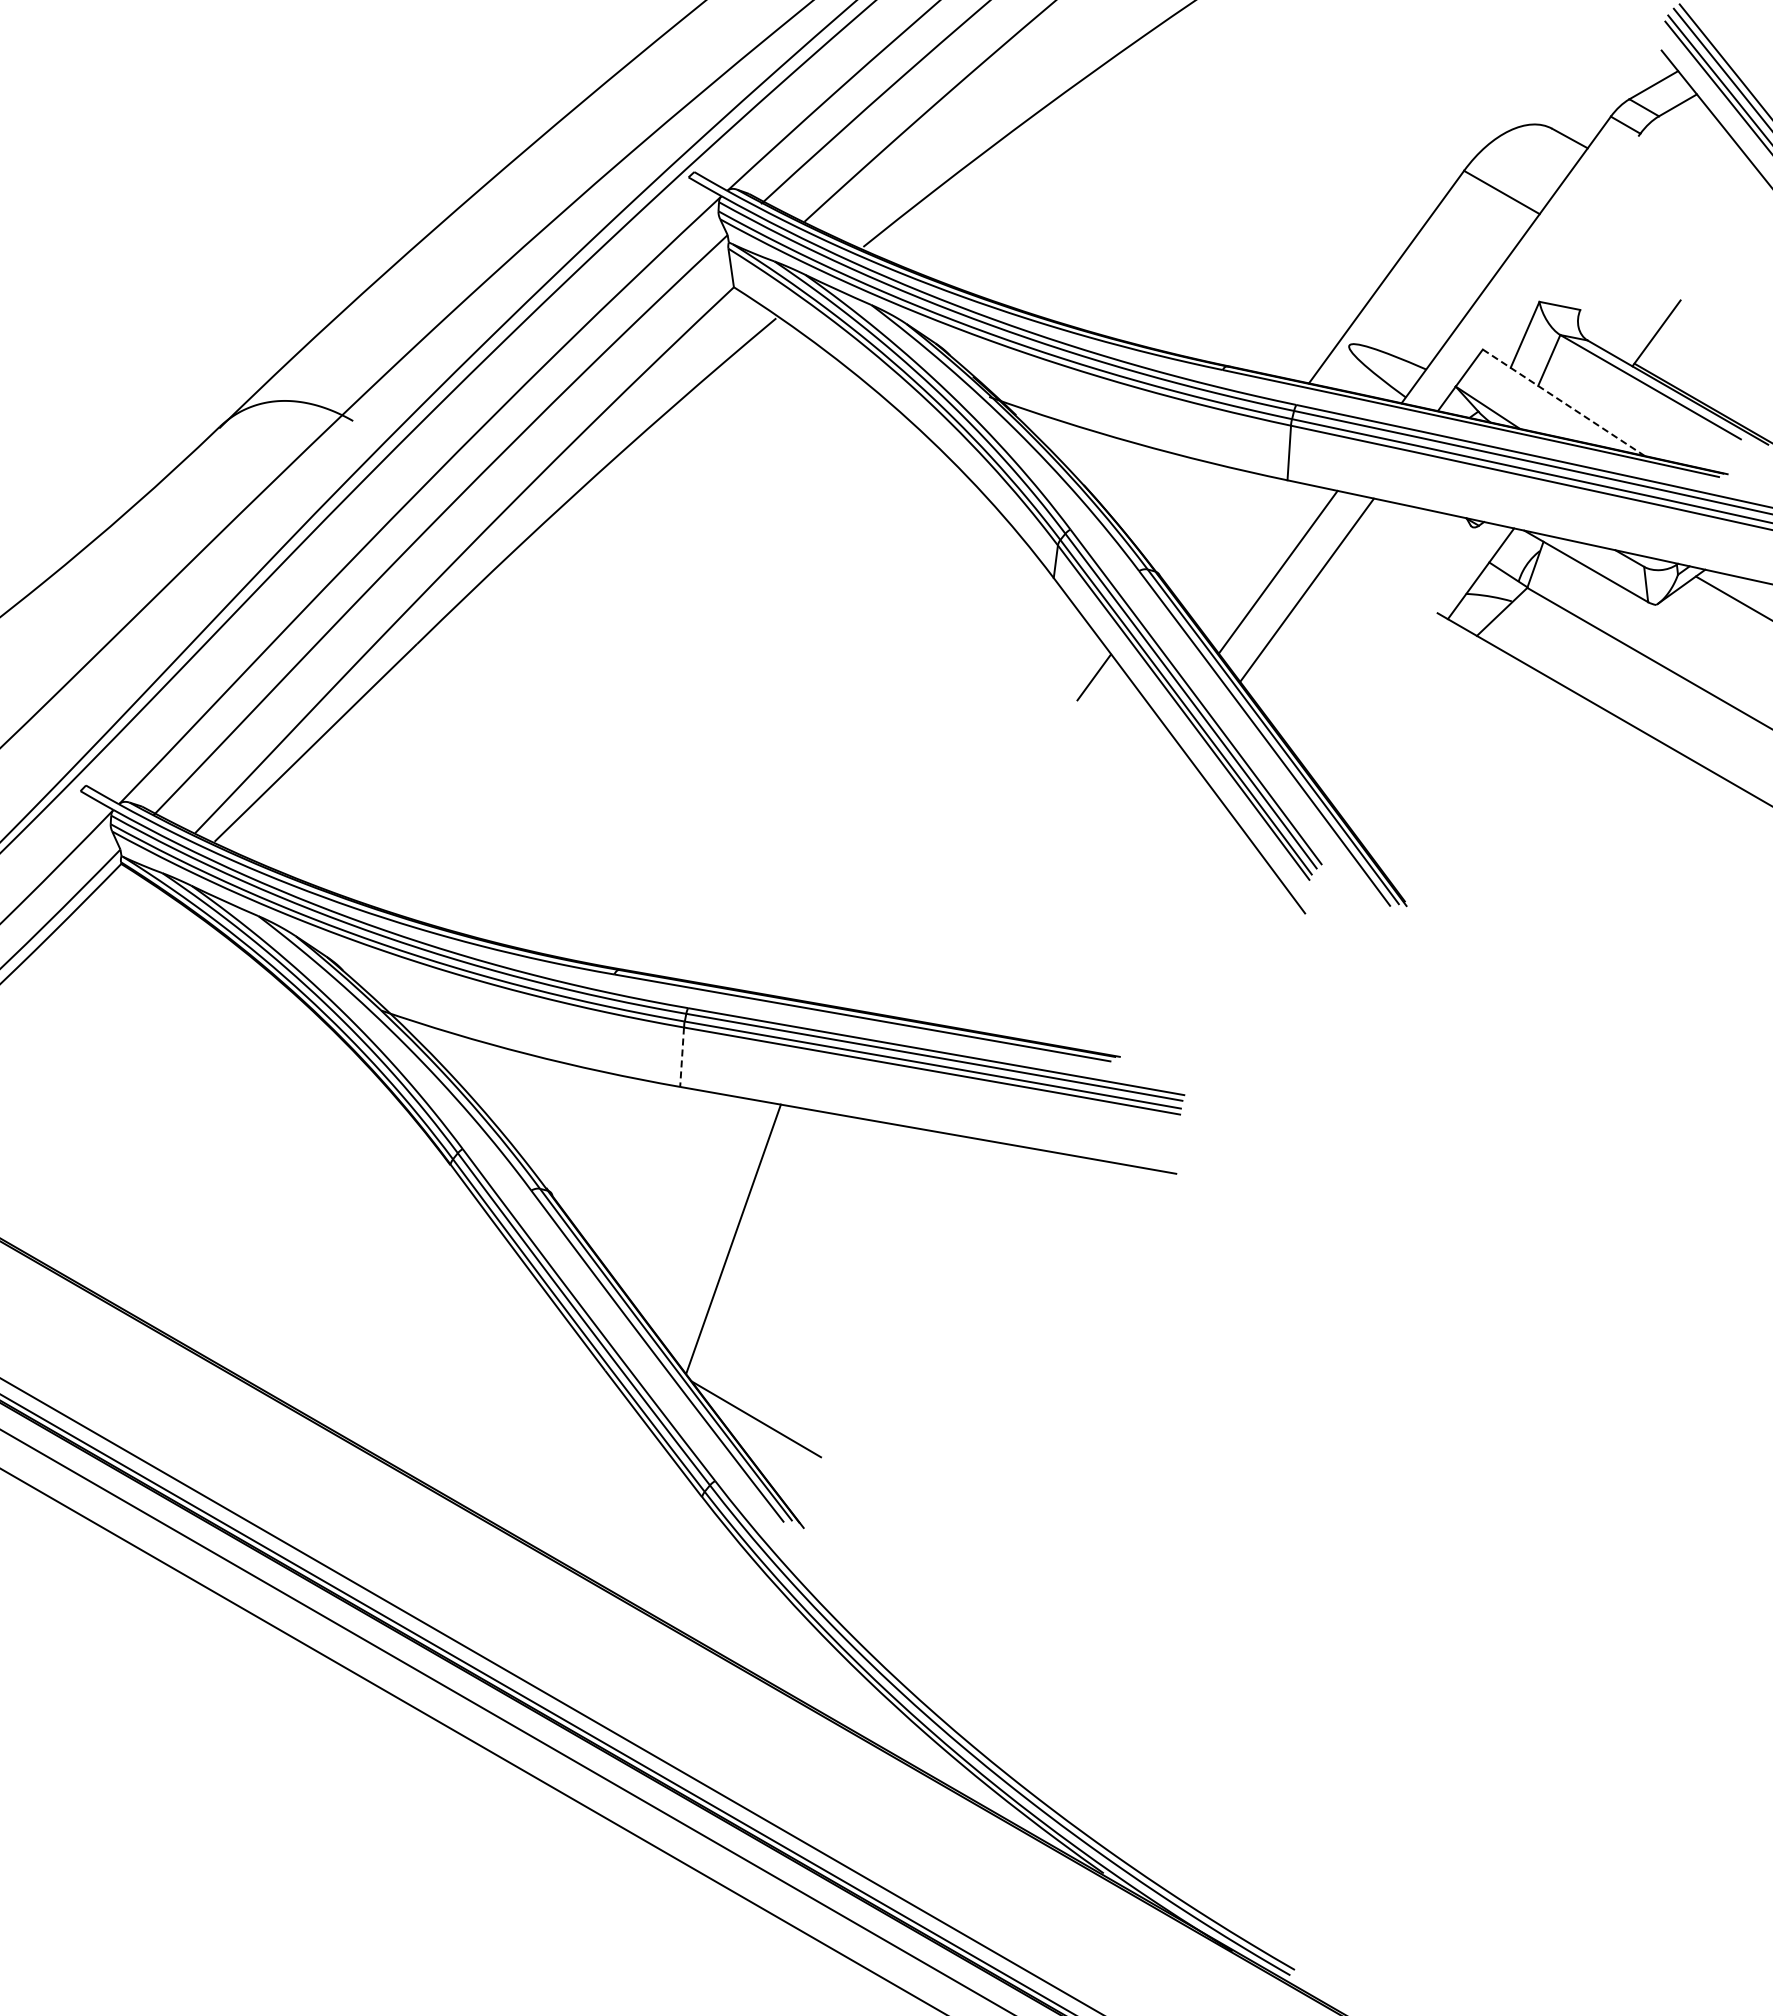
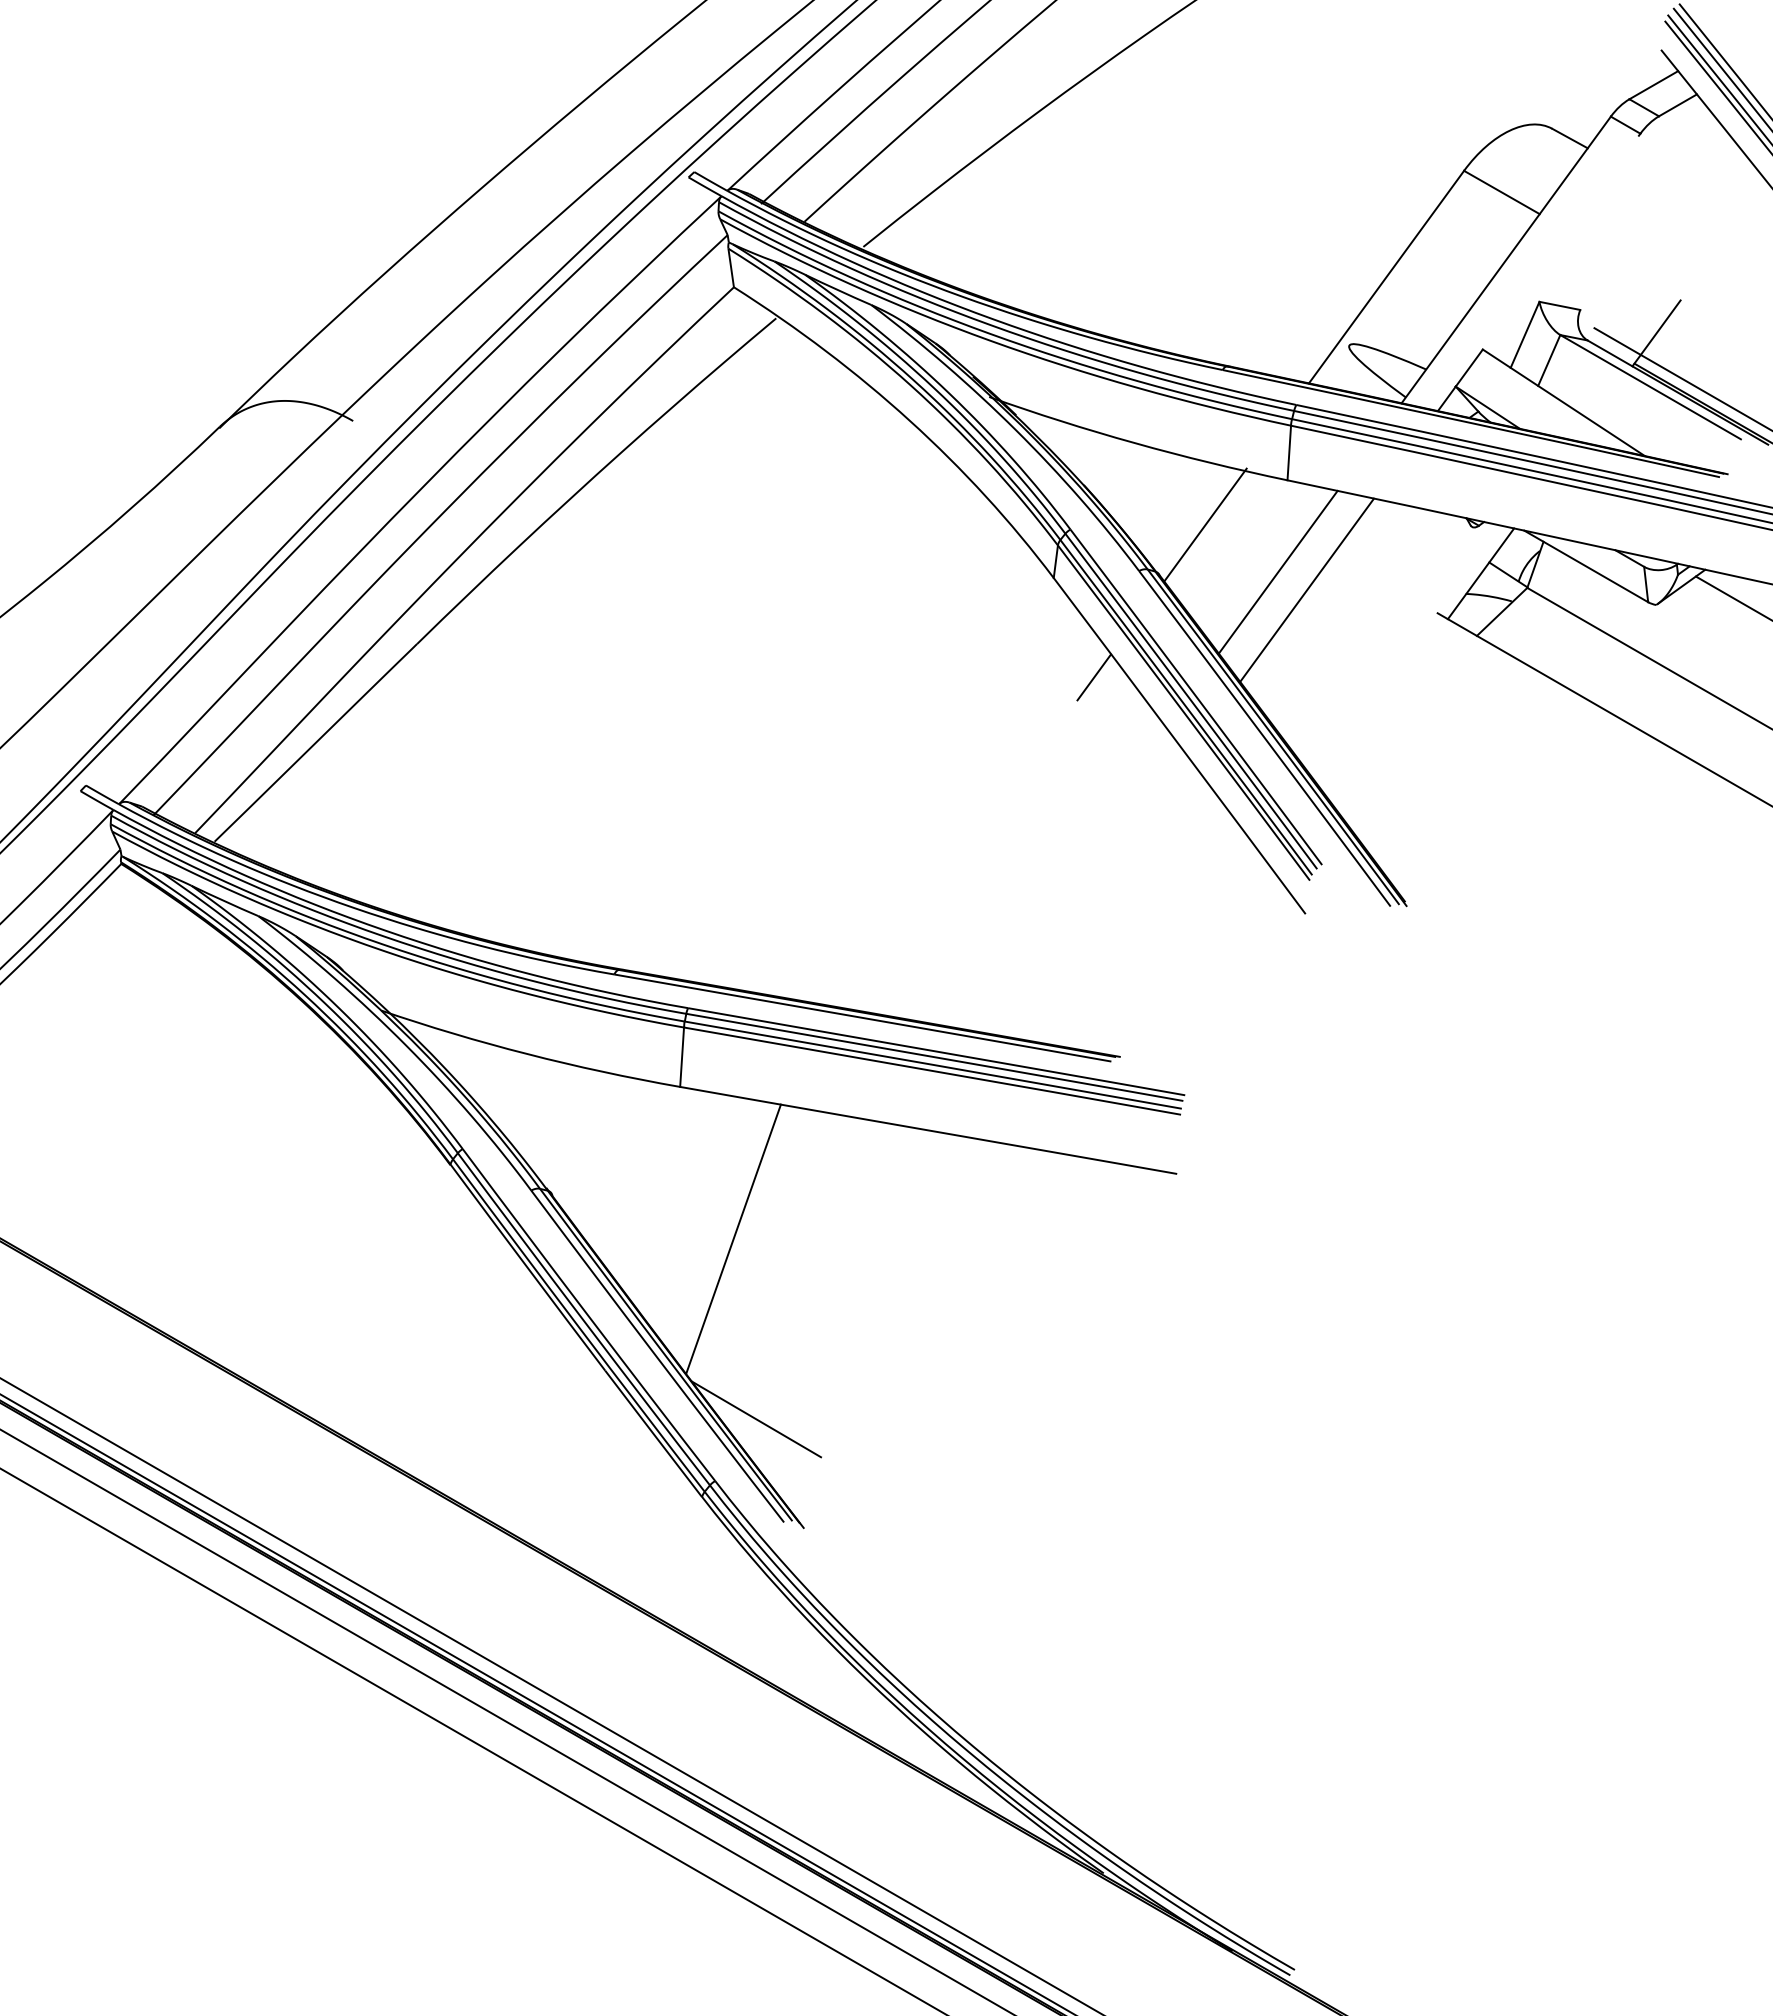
line: none -> present (1681, 378)
line: dashed -> solid (1563, 402)
line: none -> present (1205, 524)
line: dashed -> solid (682, 1057)
